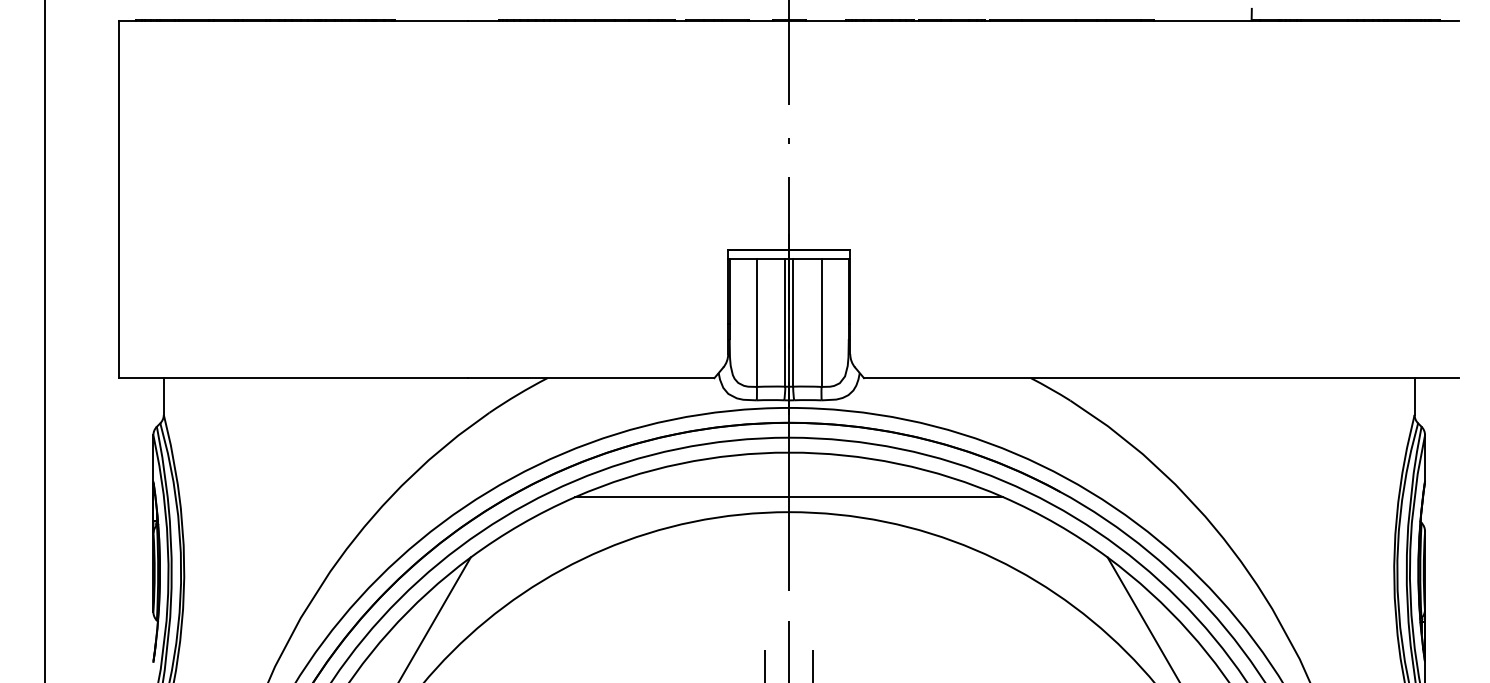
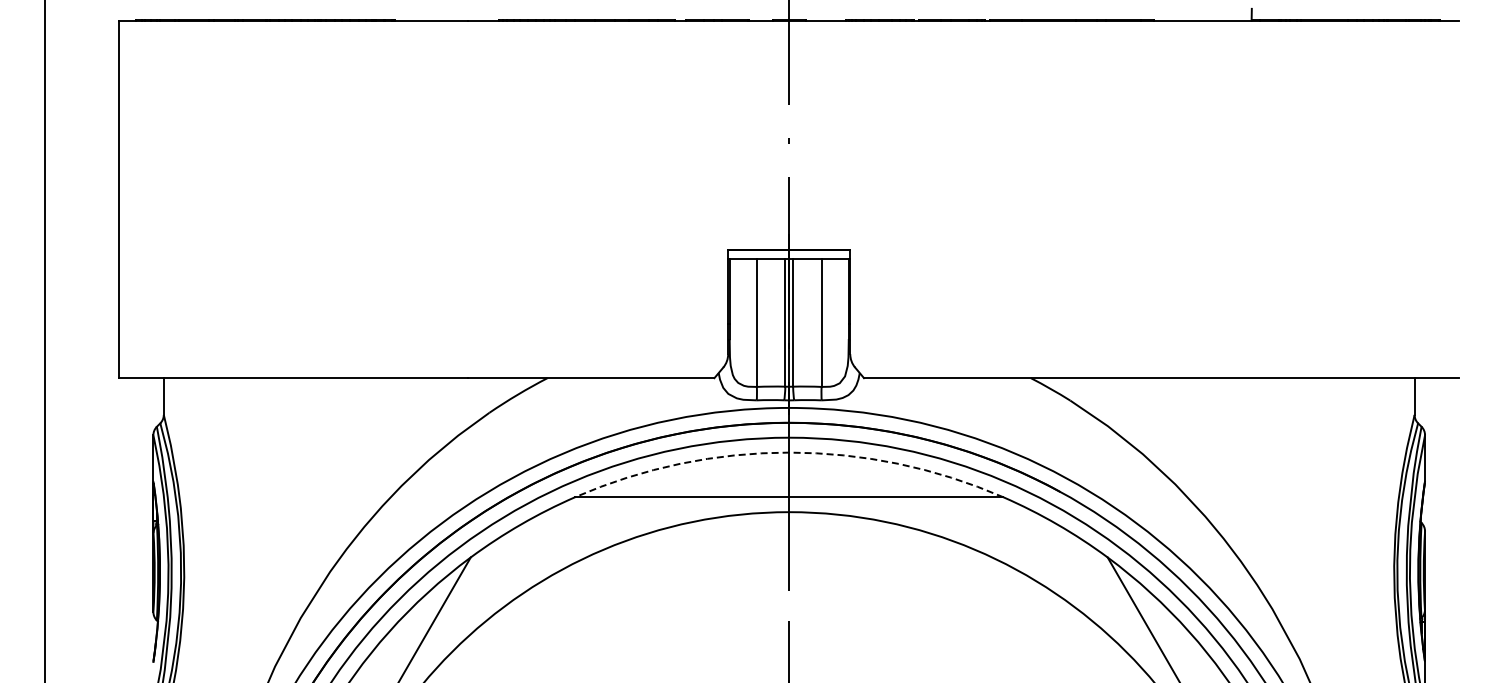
arc: solid -> dashed (789, 452)
line: present -> none (765, 664)
line: present -> none (812, 664)
